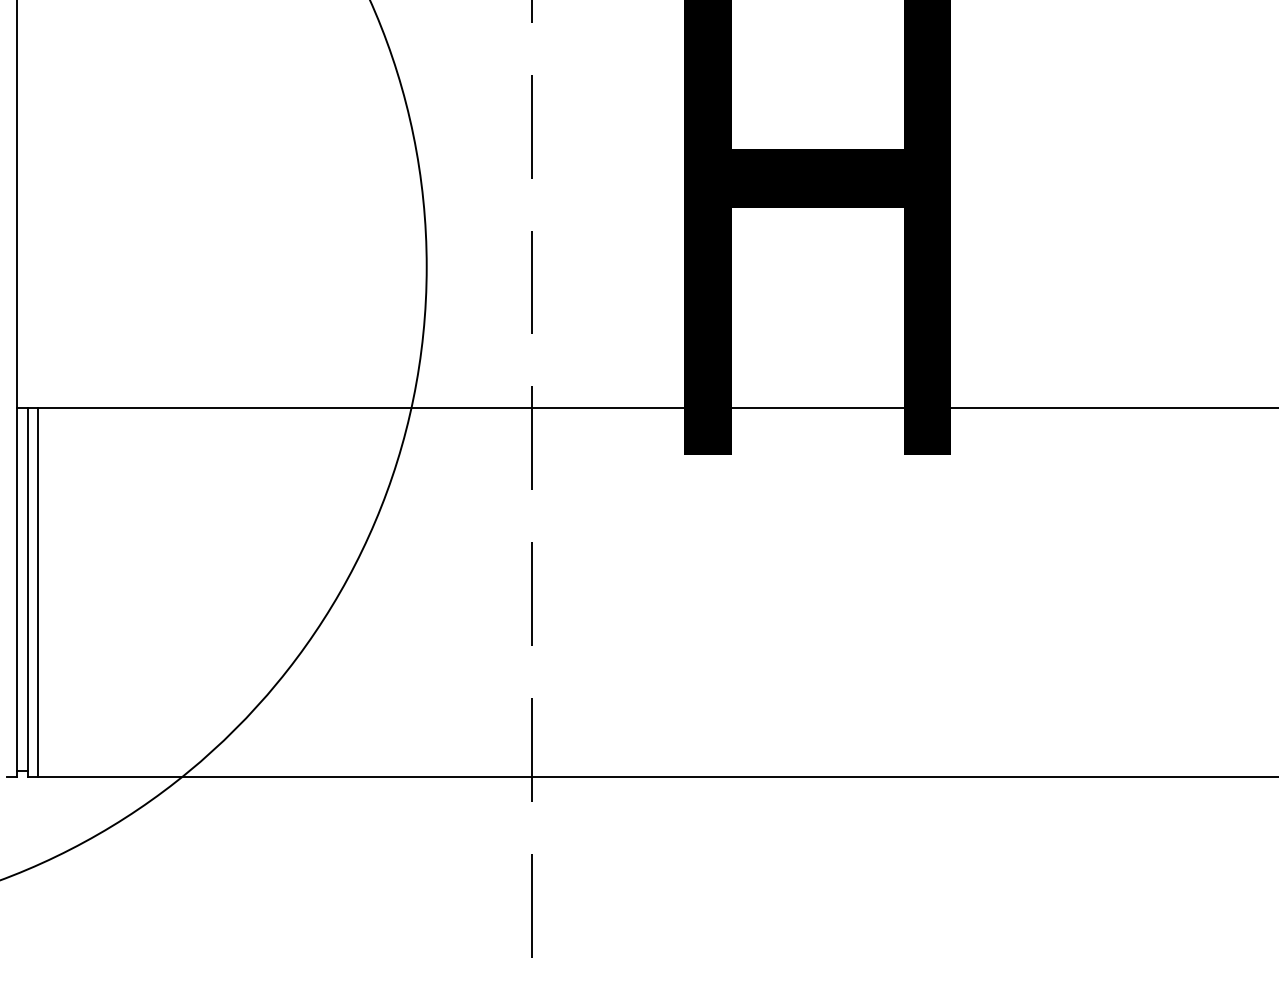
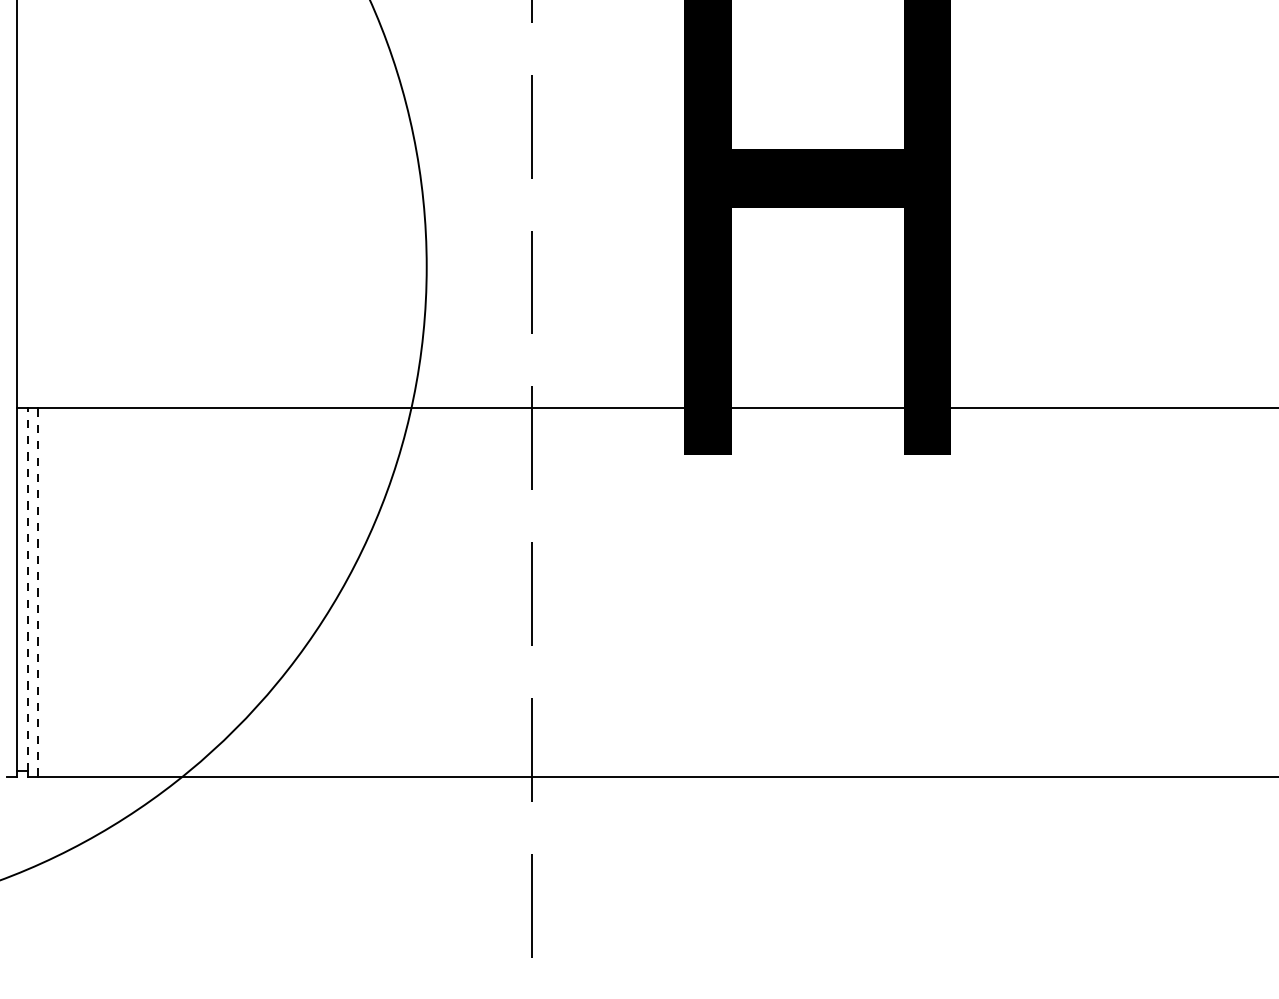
line: solid -> dashed (27, 589)
line: solid -> dashed (37, 592)
